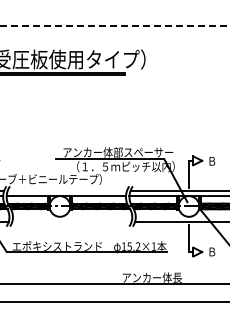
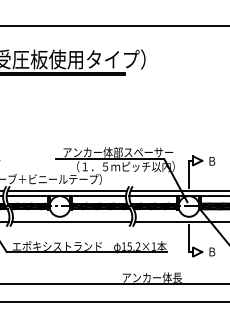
line: dashed -> solid (114, 25)
line: none -> present (67, 190)
line: none -> present (71, 222)
